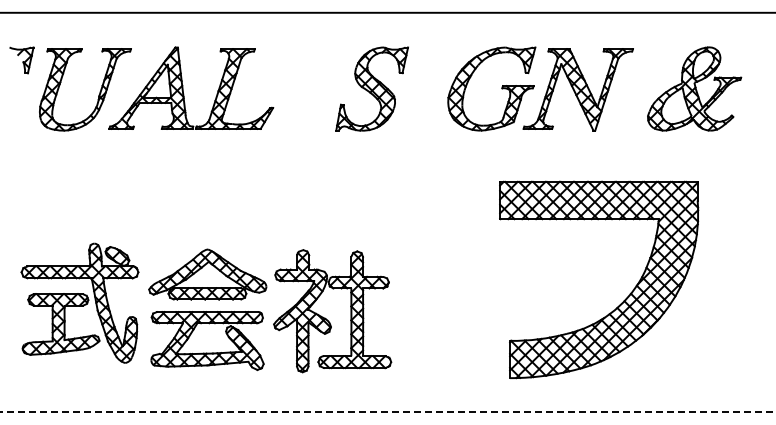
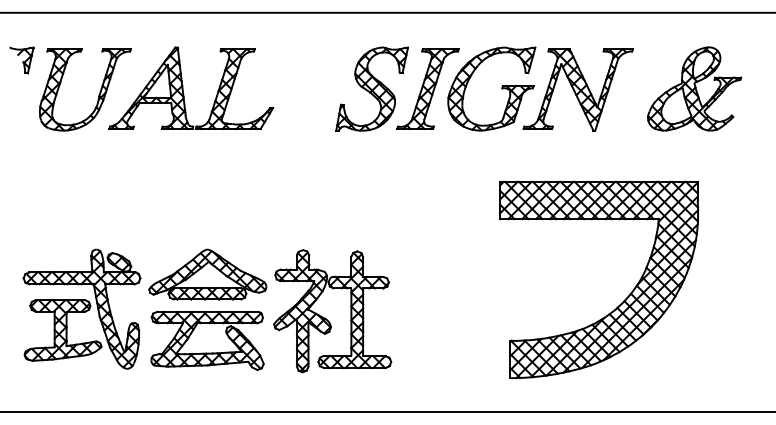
part: none -> present (427, 88)
part position: (79, 302) -> (81, 308) (81, 308)
line: dashed -> solid (388, 412)
